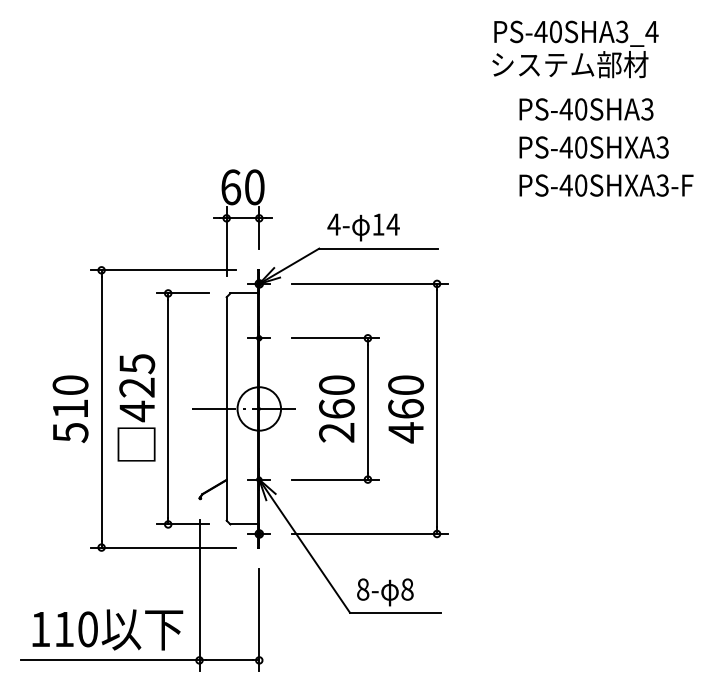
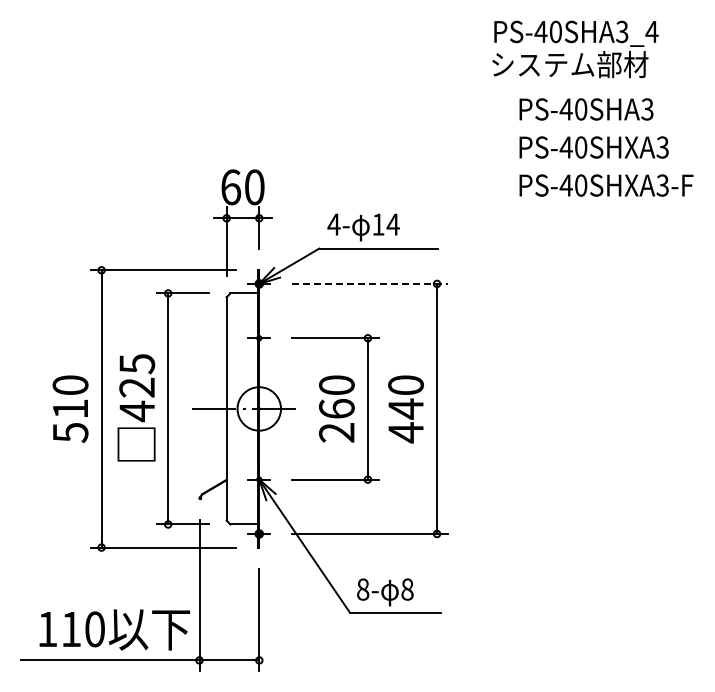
line: solid -> dashed (370, 283)
text: 460 -> 440 (405, 408)
text position: (107, 629) -> (114, 629) (114, 629)
